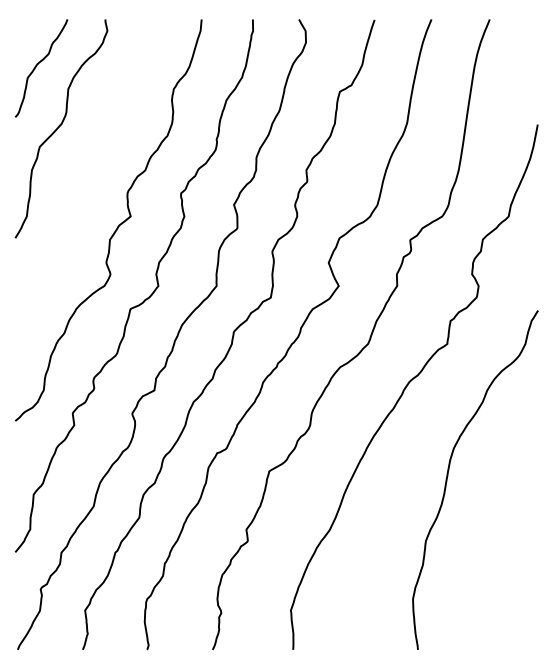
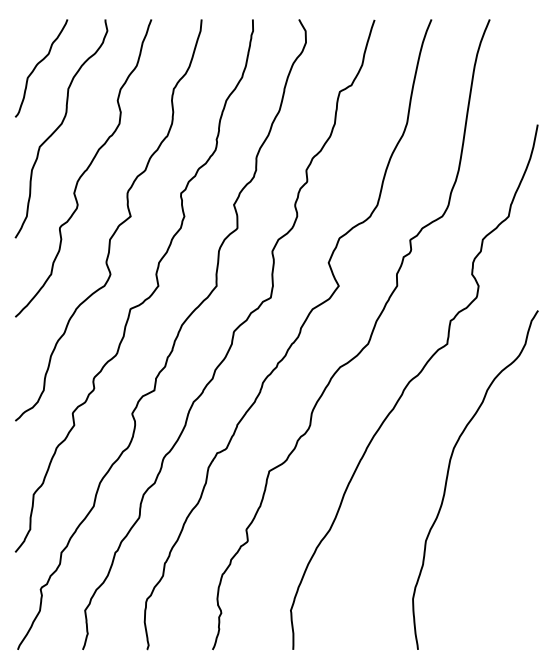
curve: none -> present (85, 169)
